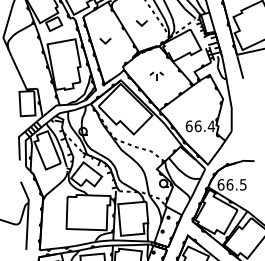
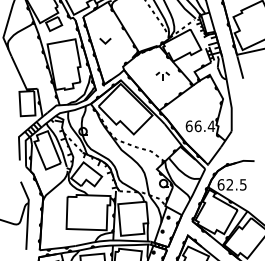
part: present -> none (141, 23)
part position: (156, 75) -> (162, 75) (162, 75)
text: 66.5 -> 62.5 (229, 184)
